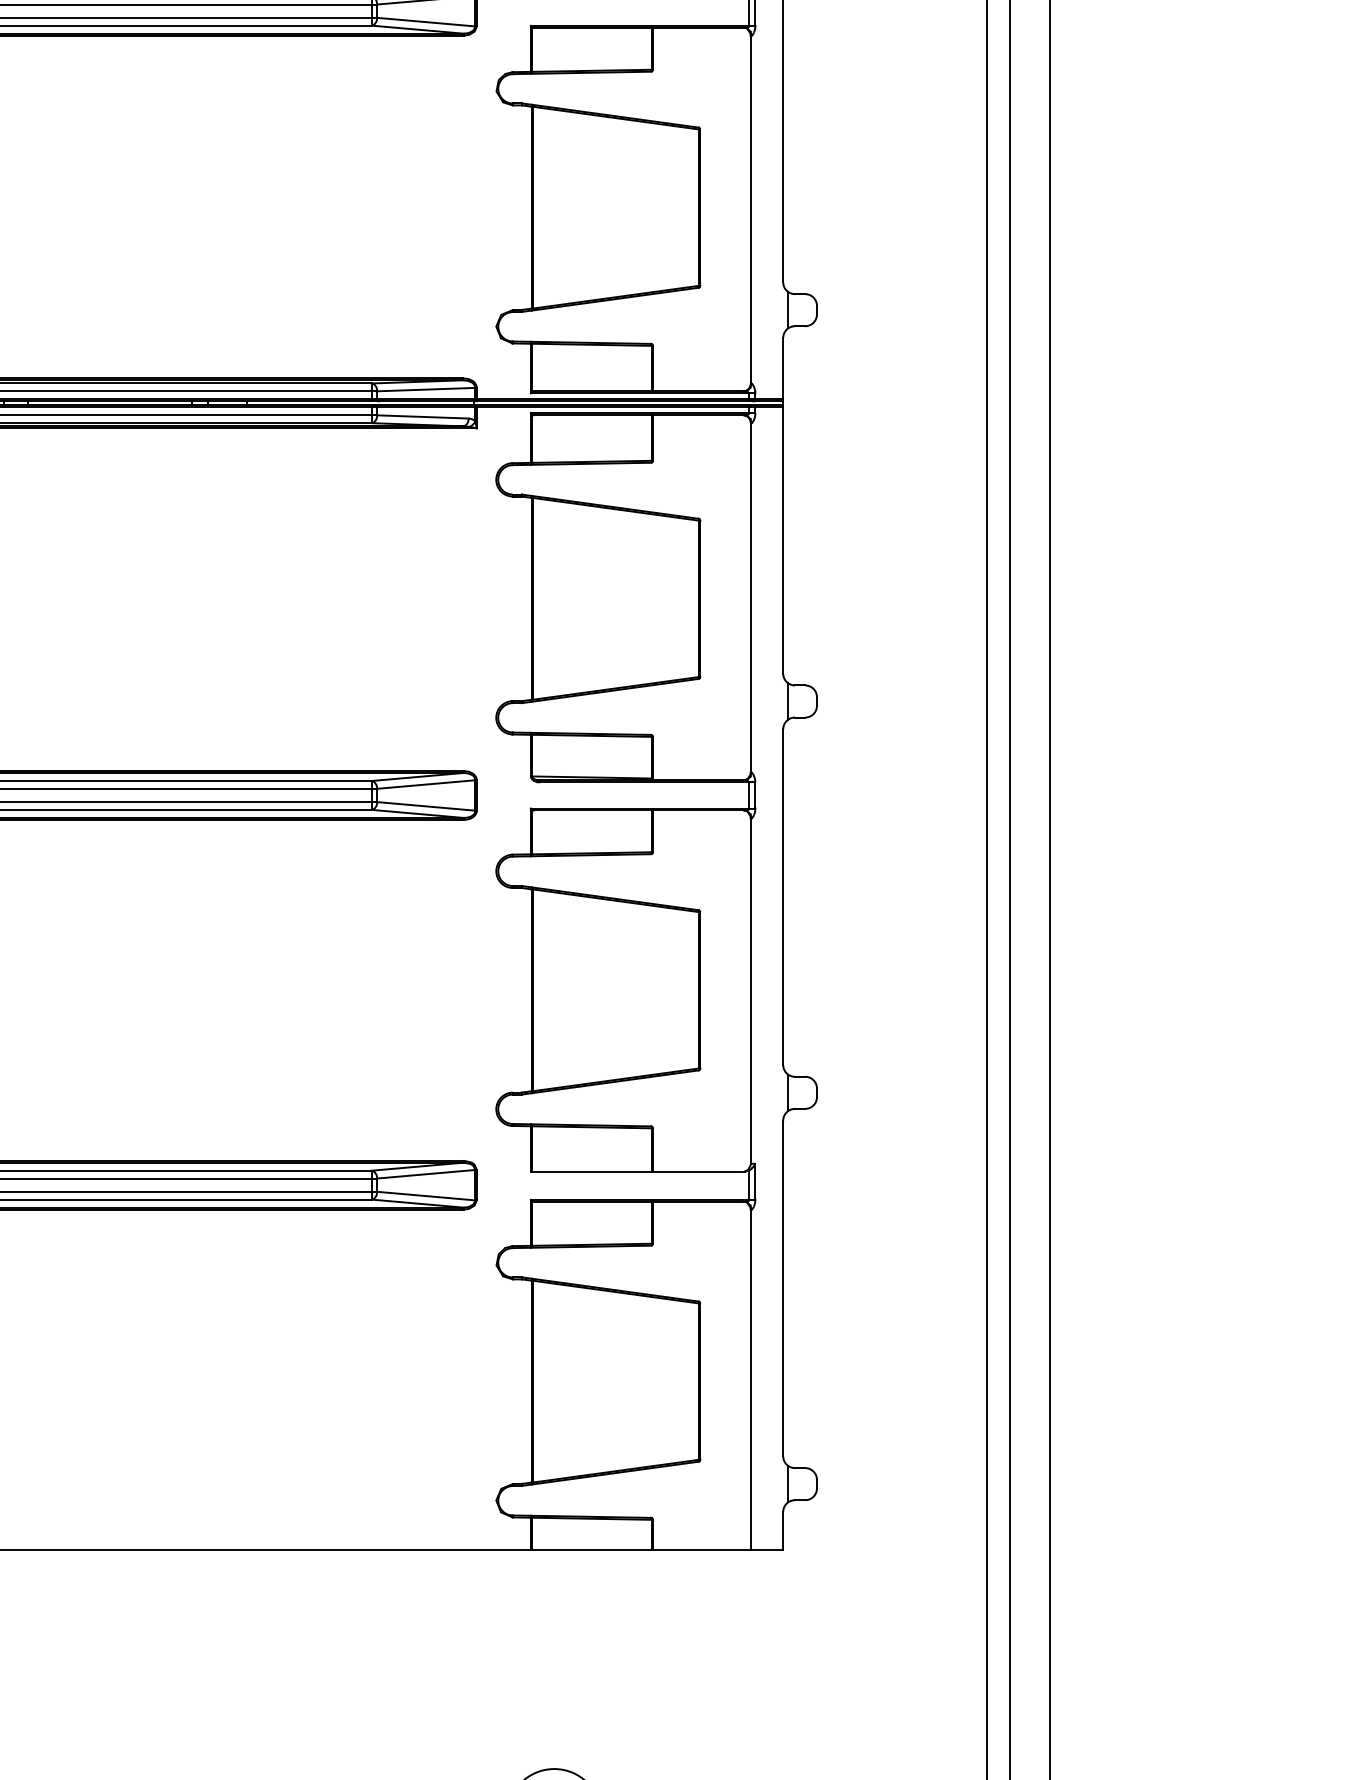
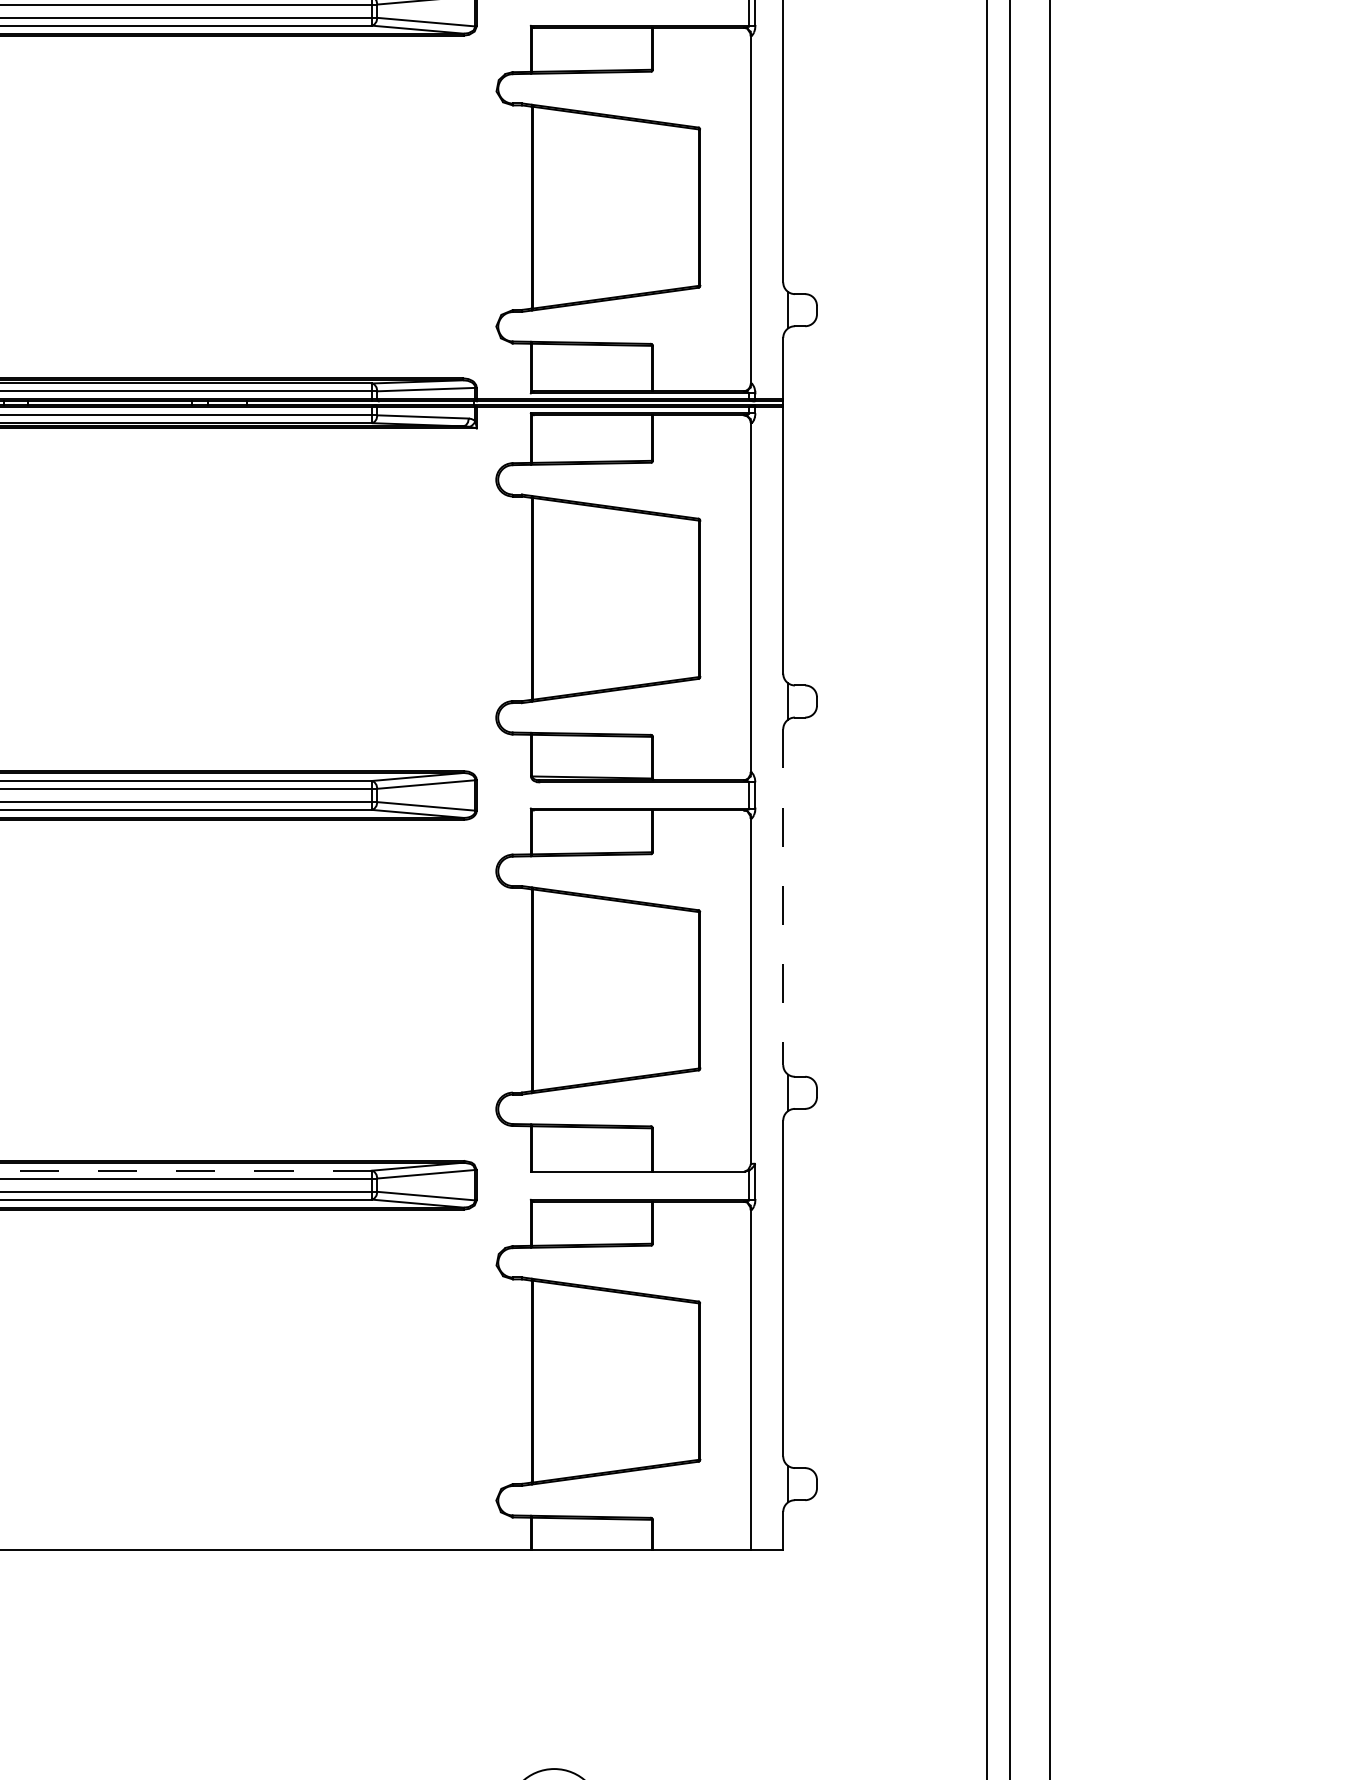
line: solid -> dashed (783, 897)
line: solid -> dashed (185, 1170)
